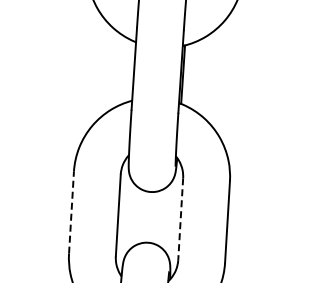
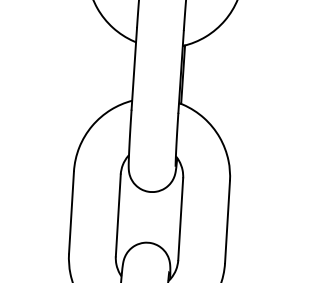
line: dashed -> solid (71, 212)
line: dashed -> solid (180, 219)
